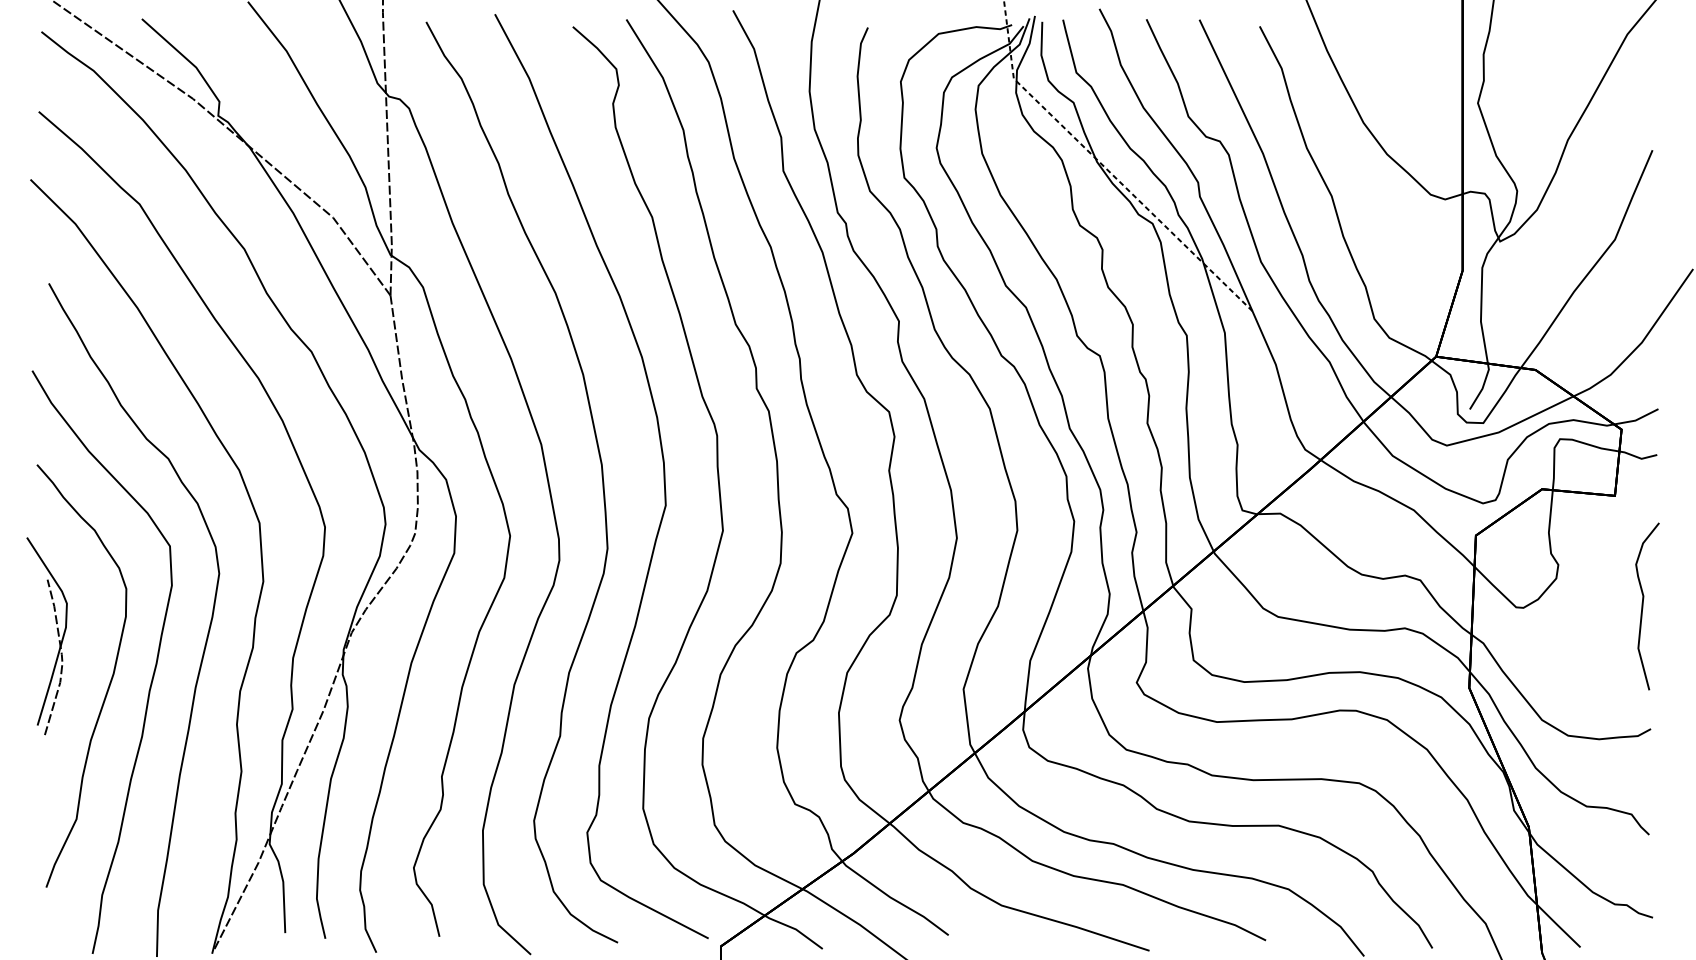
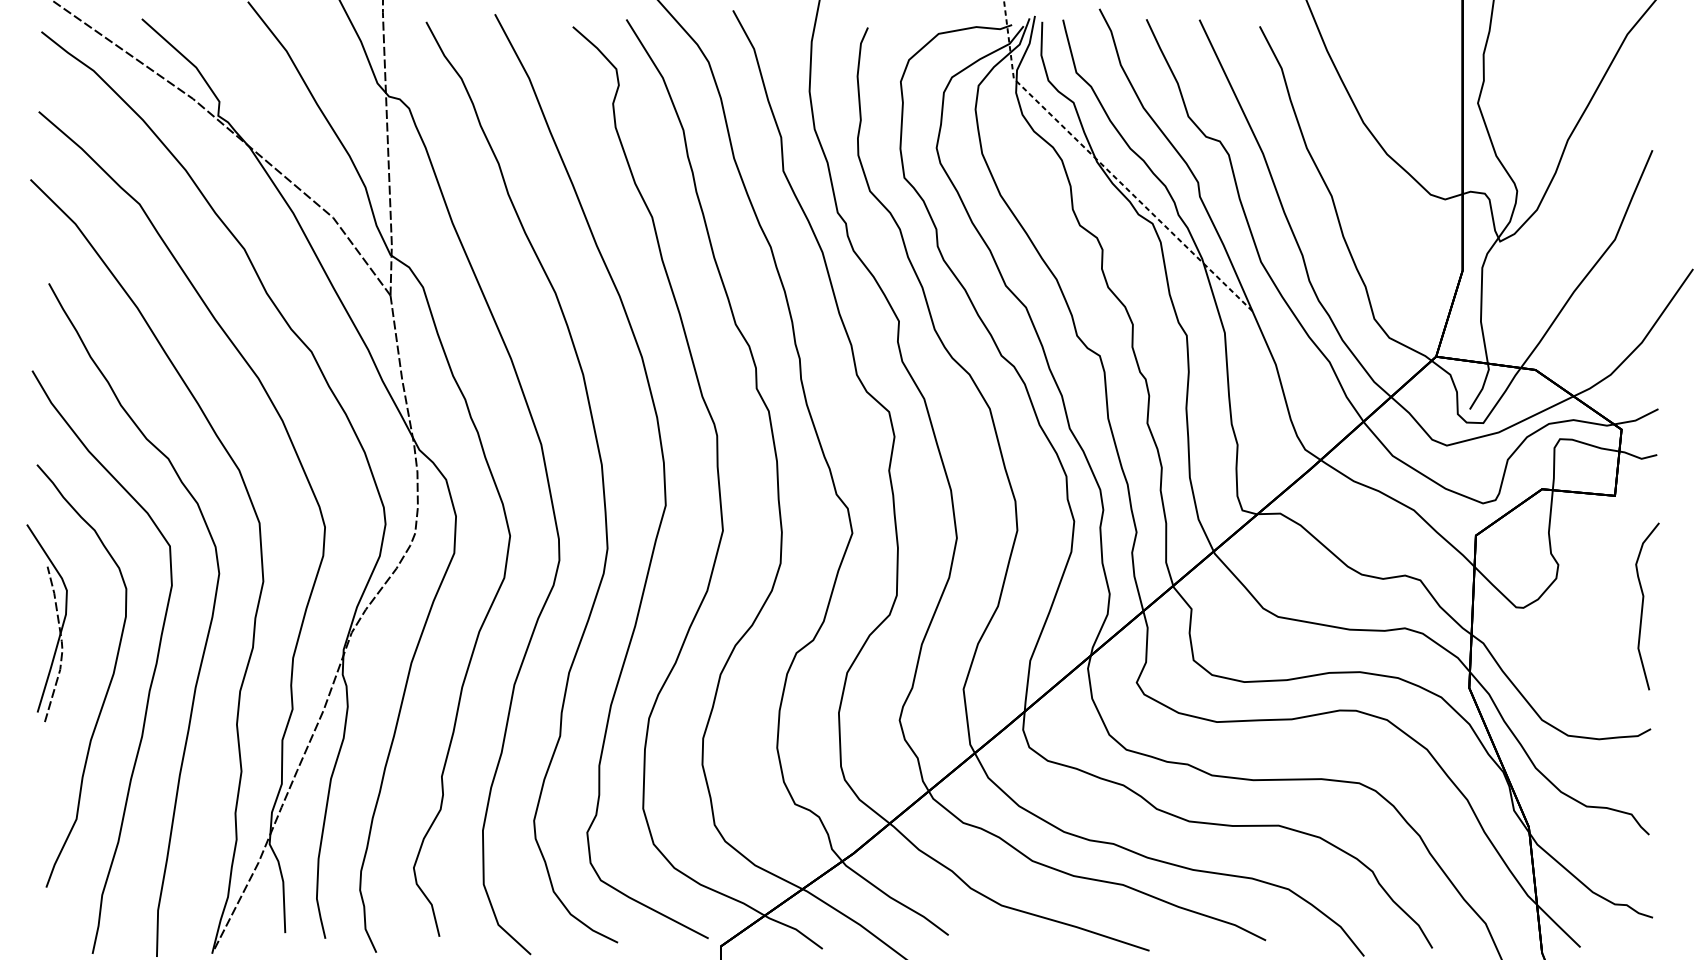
part position: (57, 635) -> (57, 622) (57, 622)
